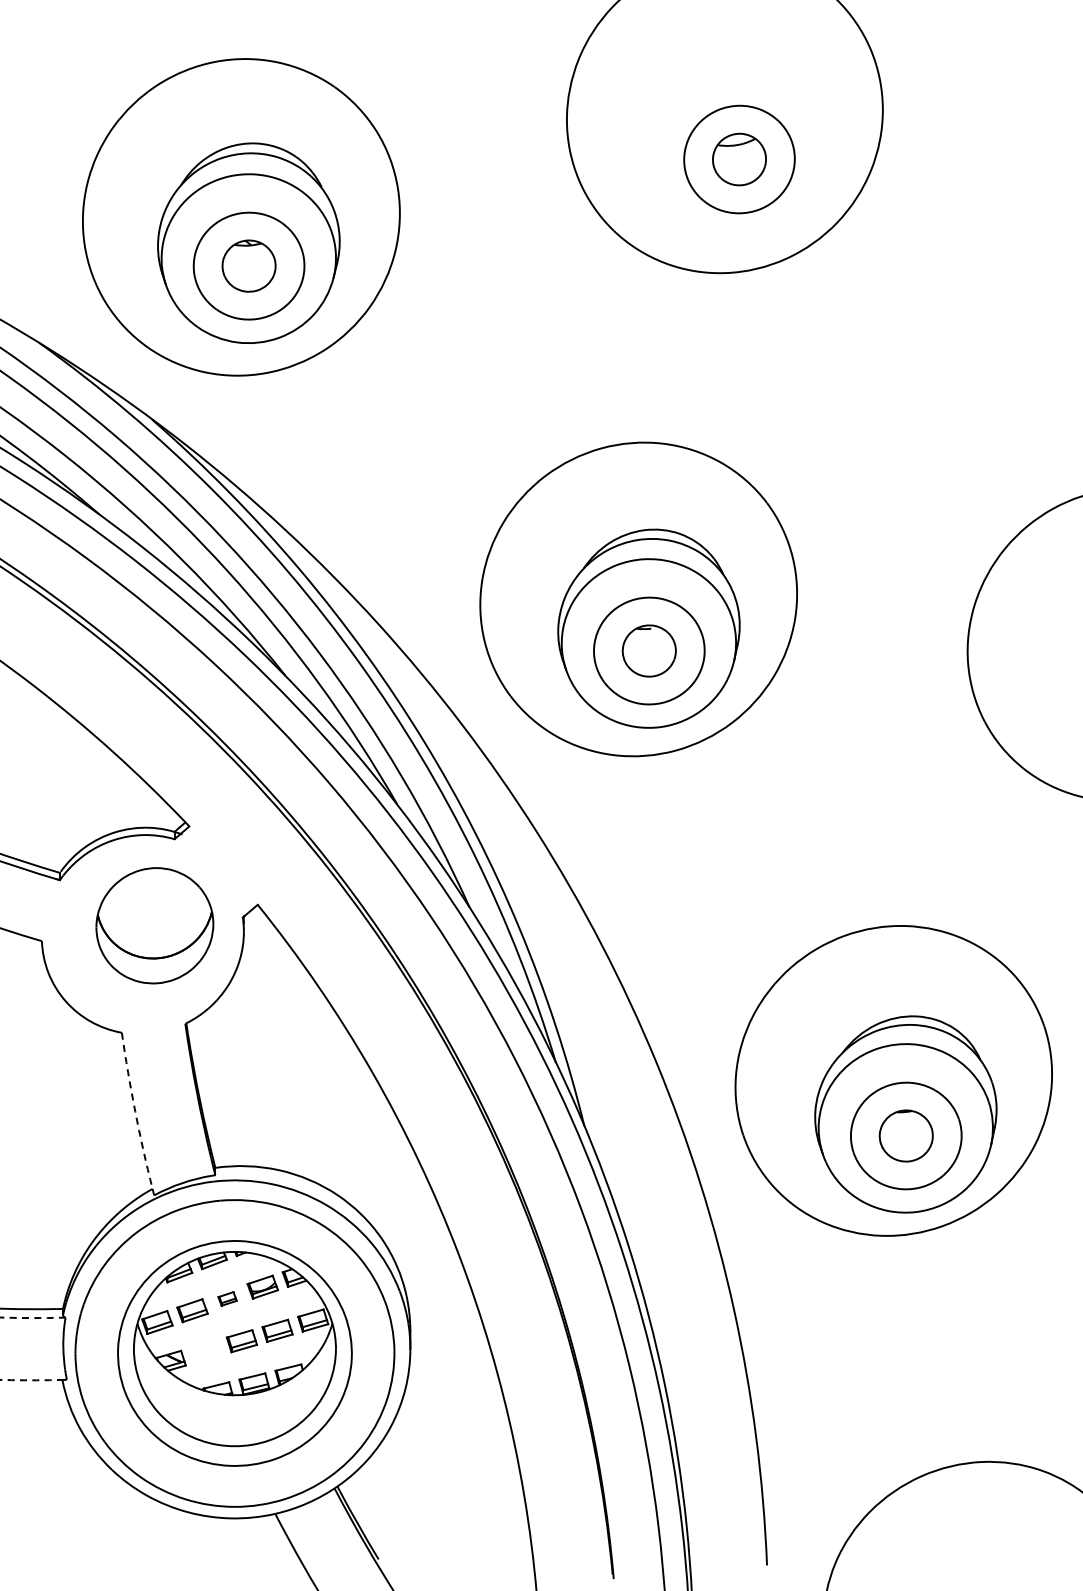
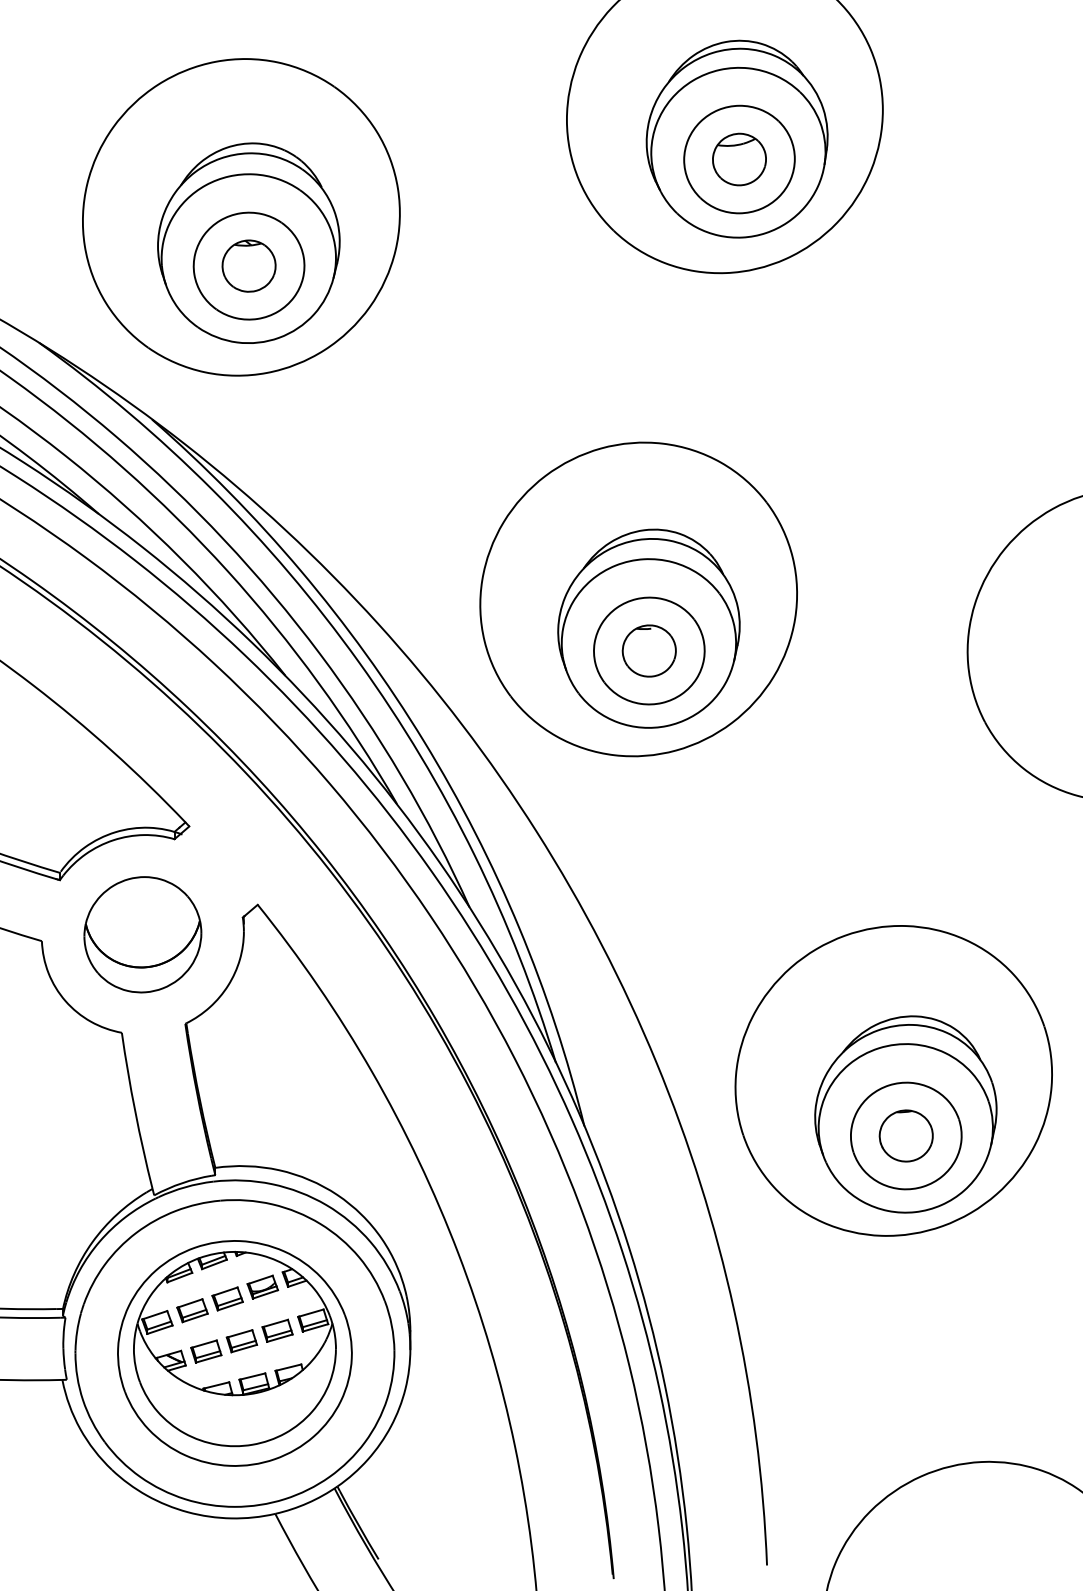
part: none -> present (736, 138)
part position: (154, 925) -> (142, 934) (142, 934)
arc: dashed -> solid (135, 1111)
part size: 21x16 px -> 33x26 px (227, 1298)
arc: dashed -> solid (30, 1318)
part: none -> present (206, 1351)
arc: dashed -> solid (31, 1380)
